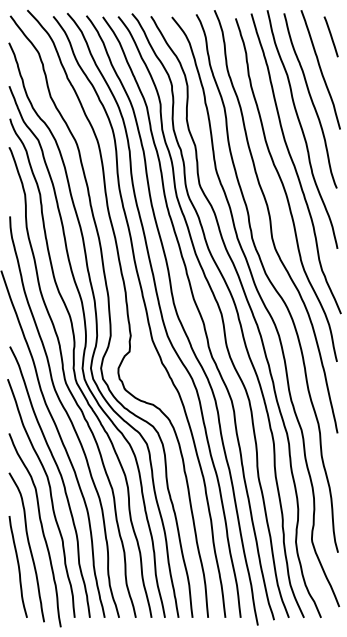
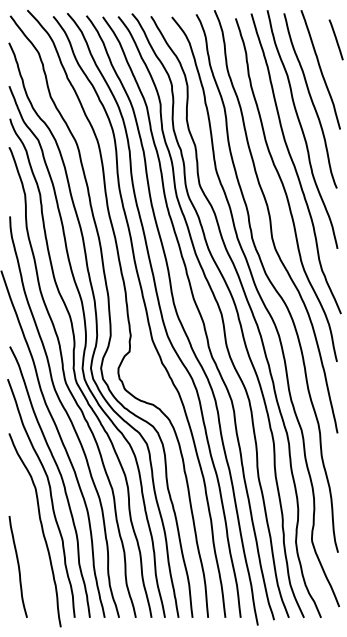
line position: (330, 36) -> (335, 39) (335, 39)
curve: present -> none (28, 546)
